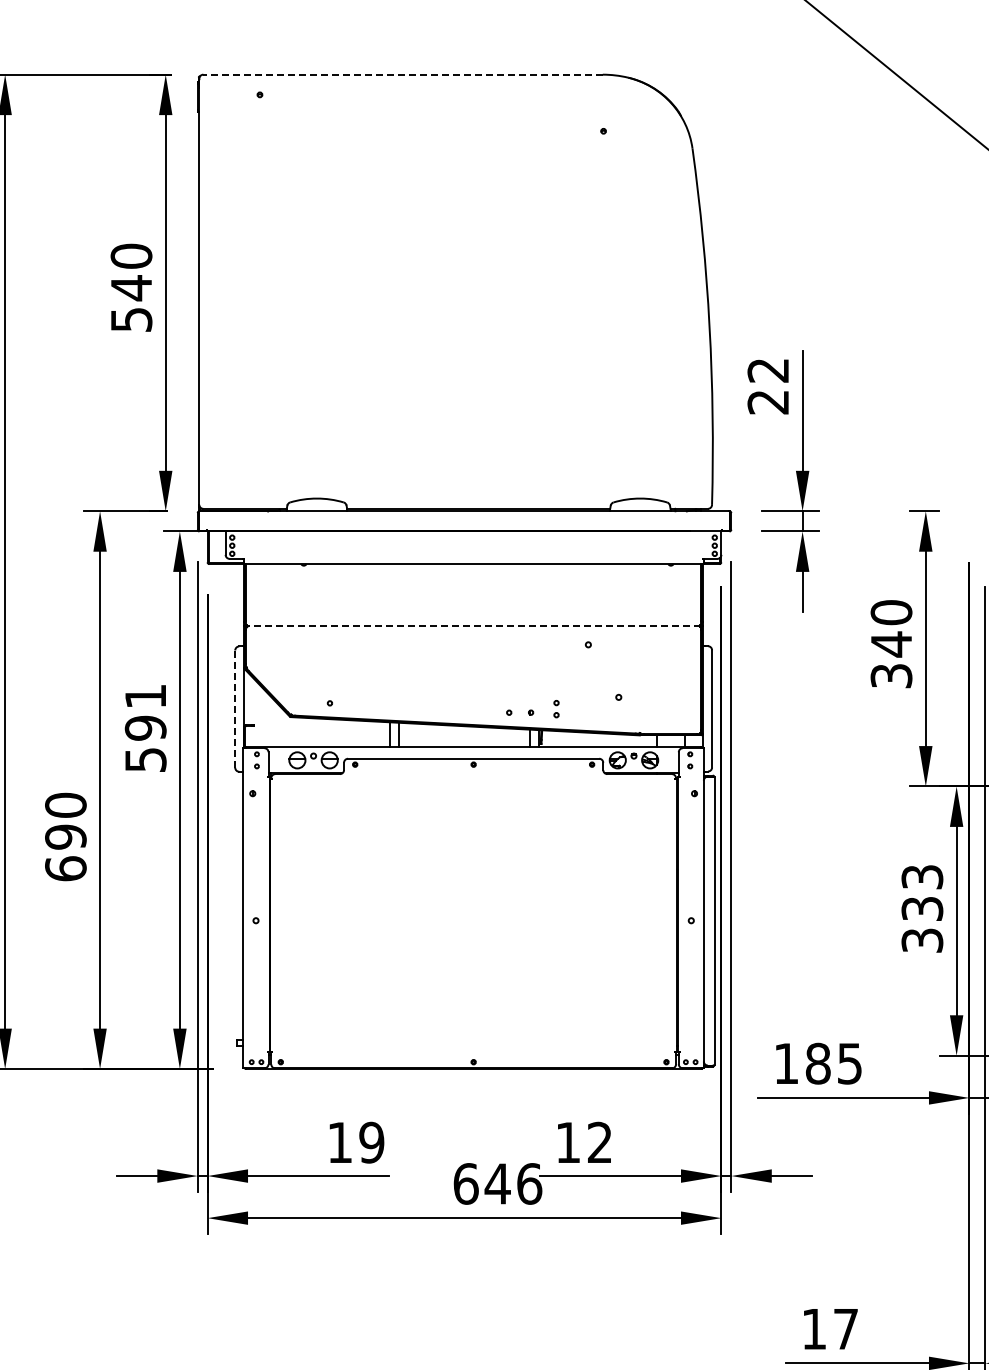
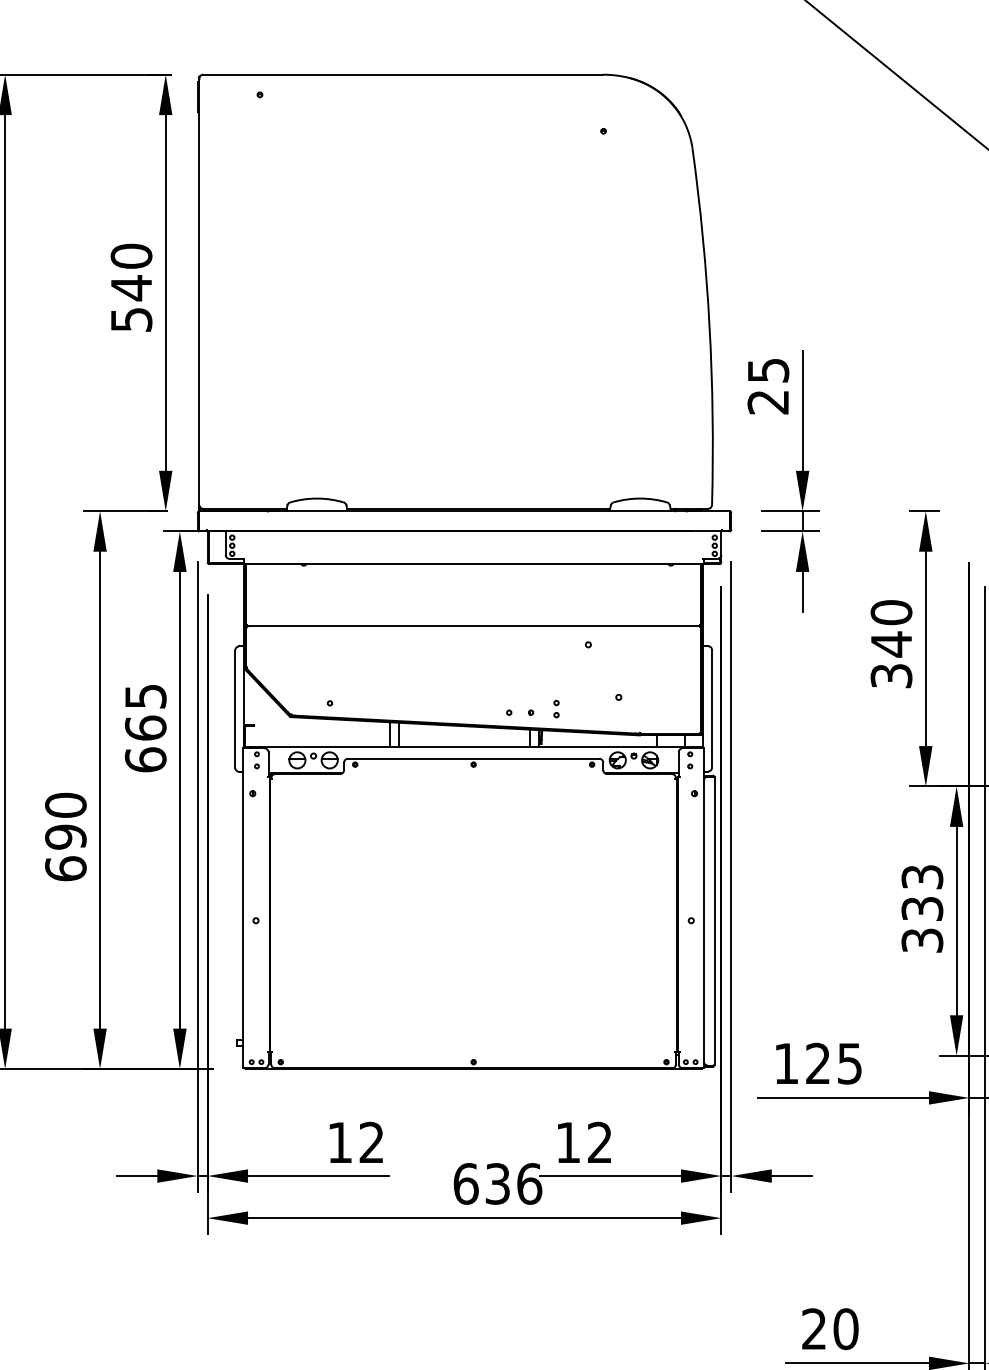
line: dashed -> solid (403, 74)
text: 22 -> 25 (768, 370)
line: dashed -> solid (473, 626)
line: dashed -> solid (235, 709)
text: 591 -> 665 (145, 728)
text: 185 -> 125 (817, 1063)
text: 19 -> 12 (371, 1142)
text: 646 -> 636 (497, 1183)
text: 17 -> 20 (830, 1329)
